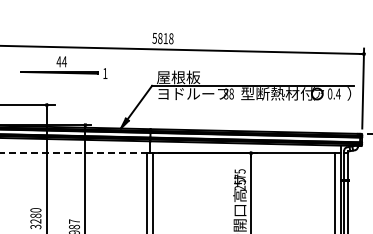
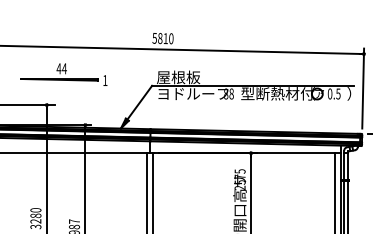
text: 5818 -> 5810 (171, 38)
part position: (63, 67) -> (63, 74) (63, 74)
text: 0.4 -> 0.5 (338, 93)
line: dashed -> solid (74, 153)
